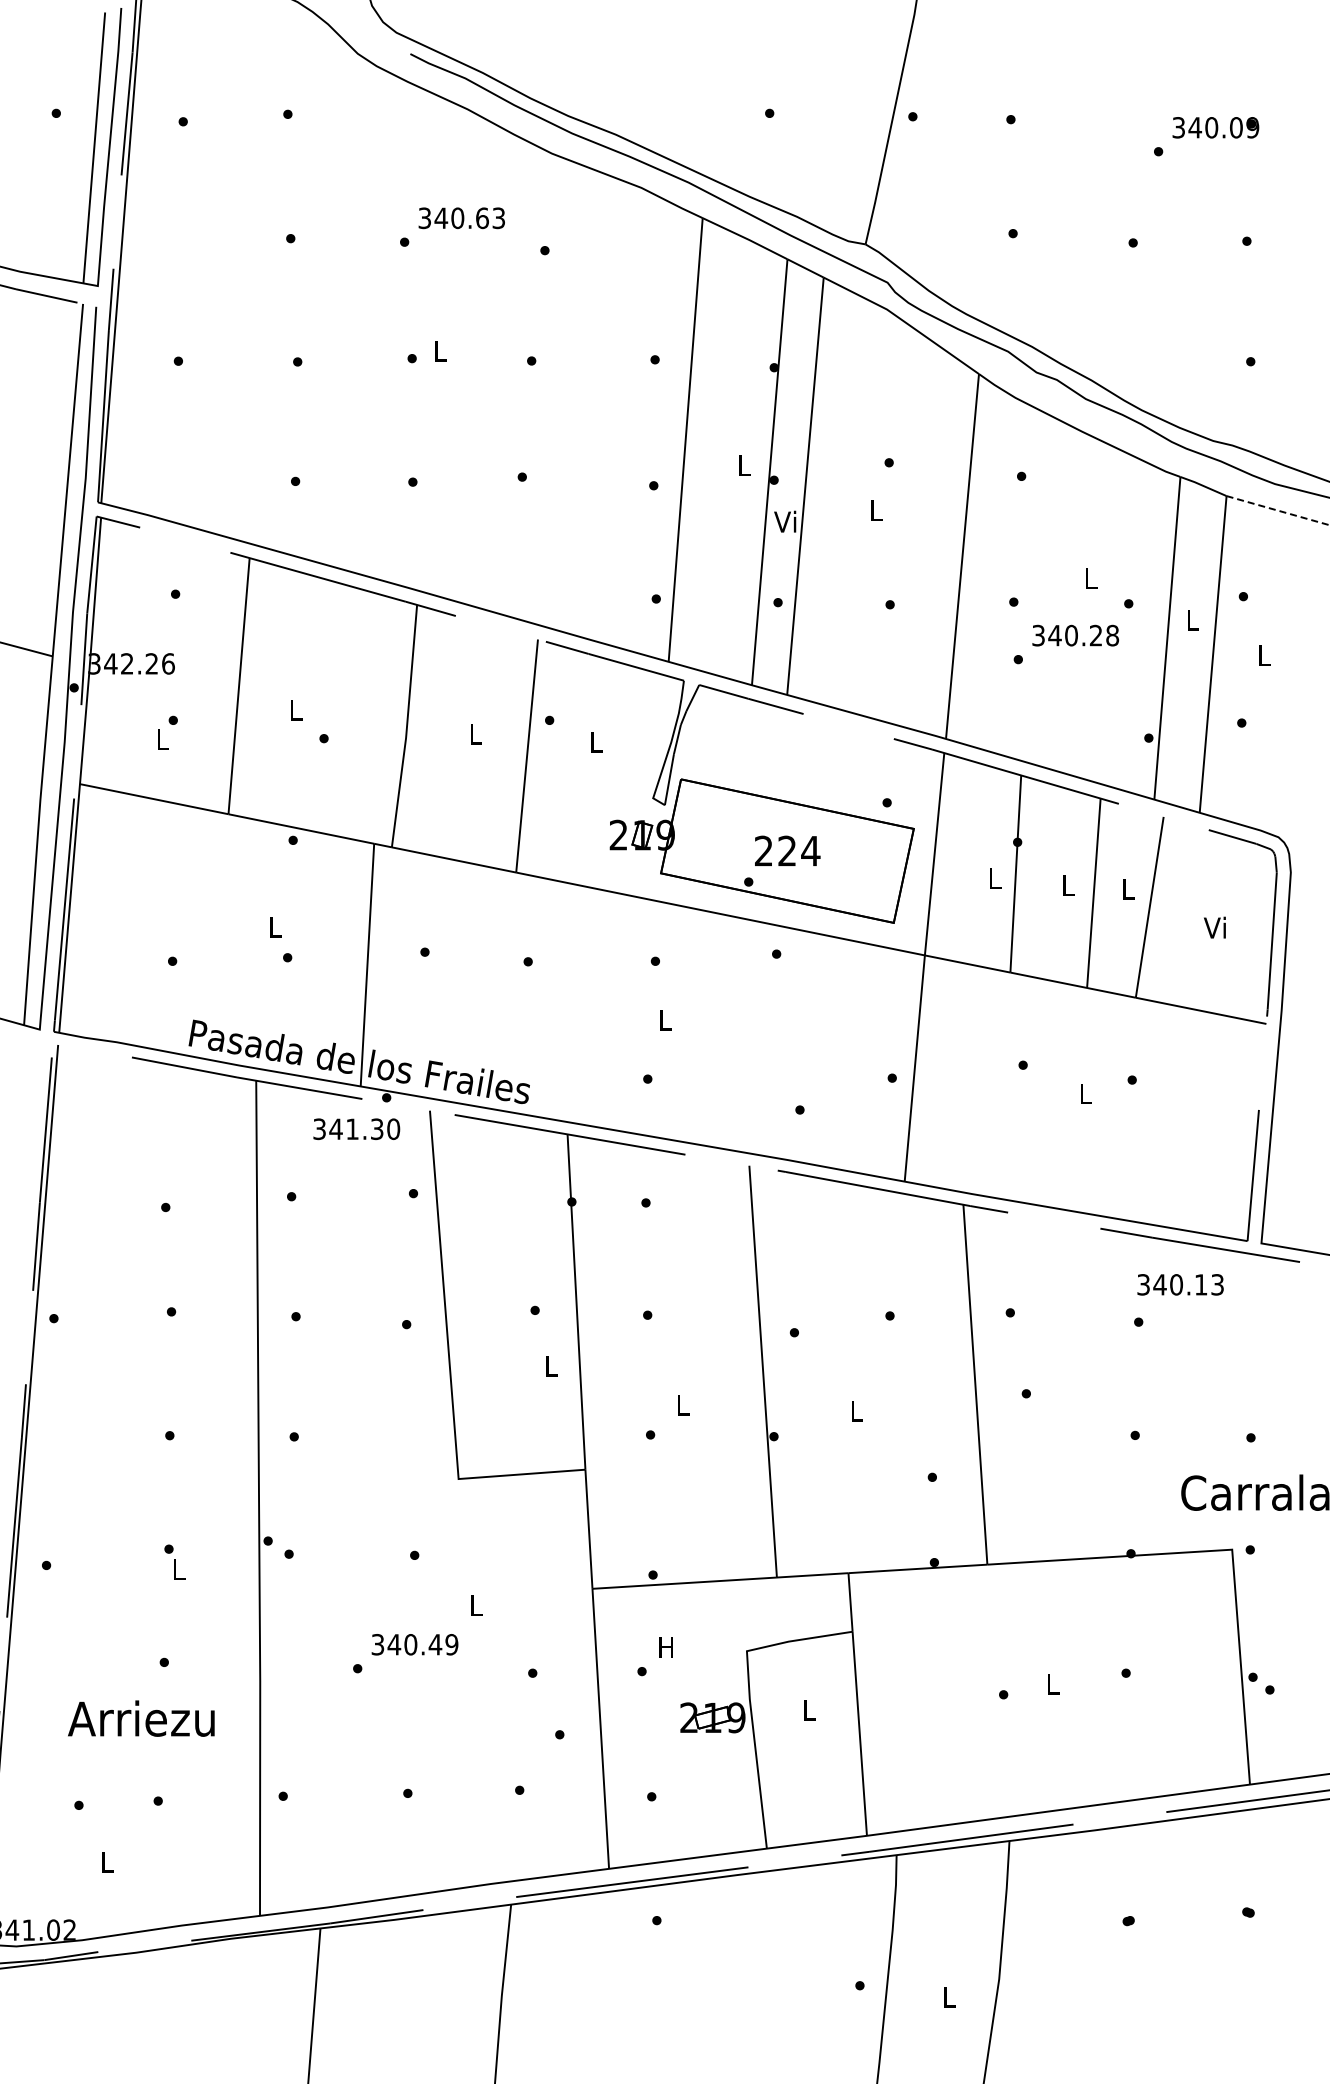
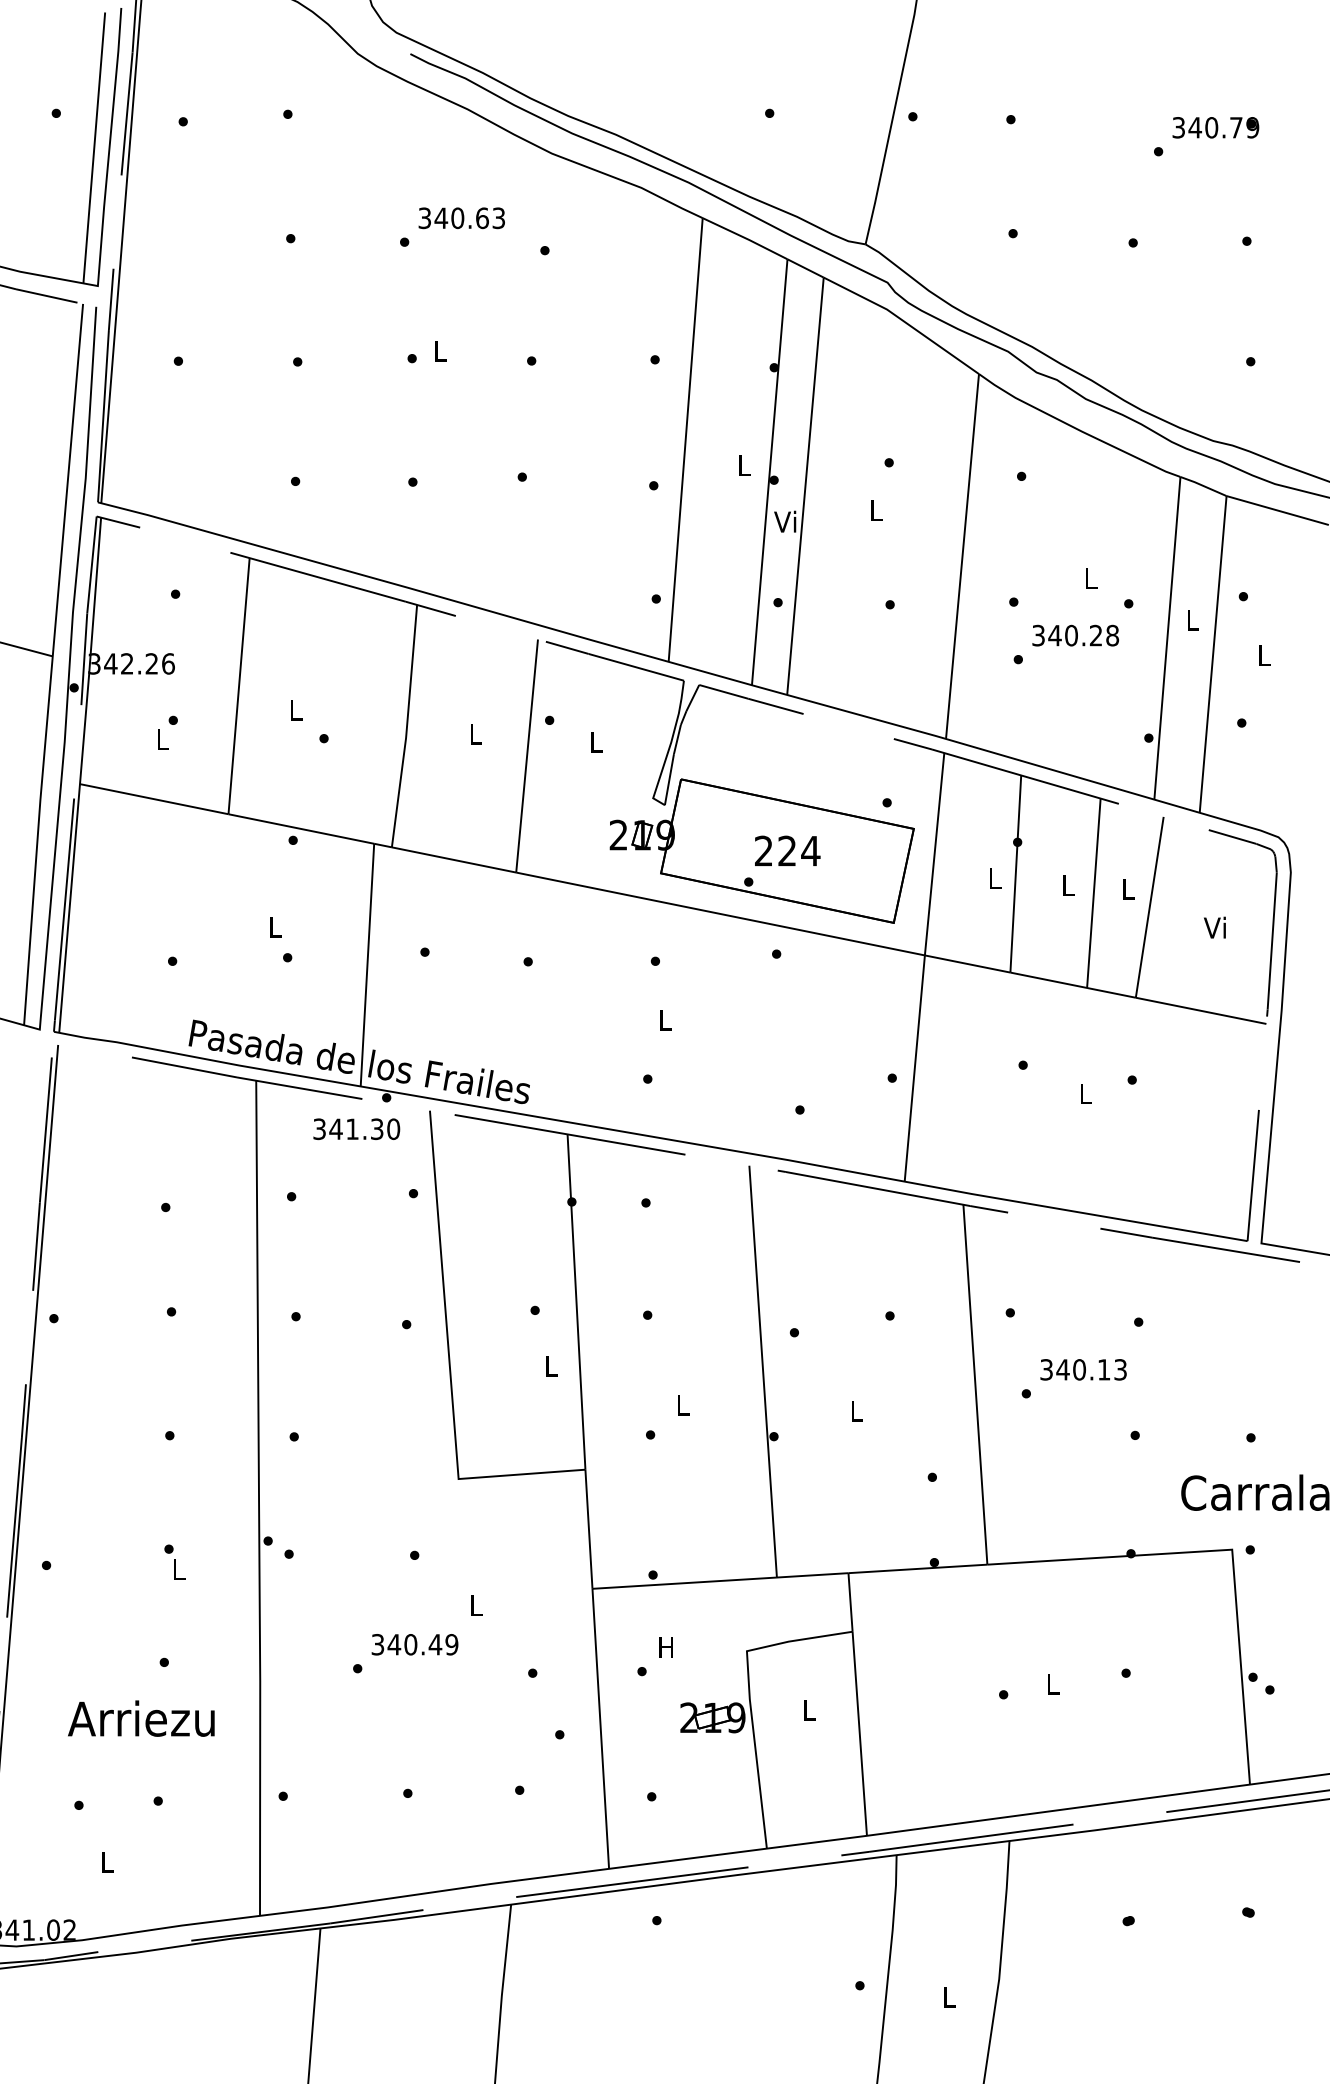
text: 340.09 -> 340.79 (1236, 127)
line: dashed -> solid (1278, 510)
text position: (1180, 1284) -> (1083, 1369) (1083, 1369)
